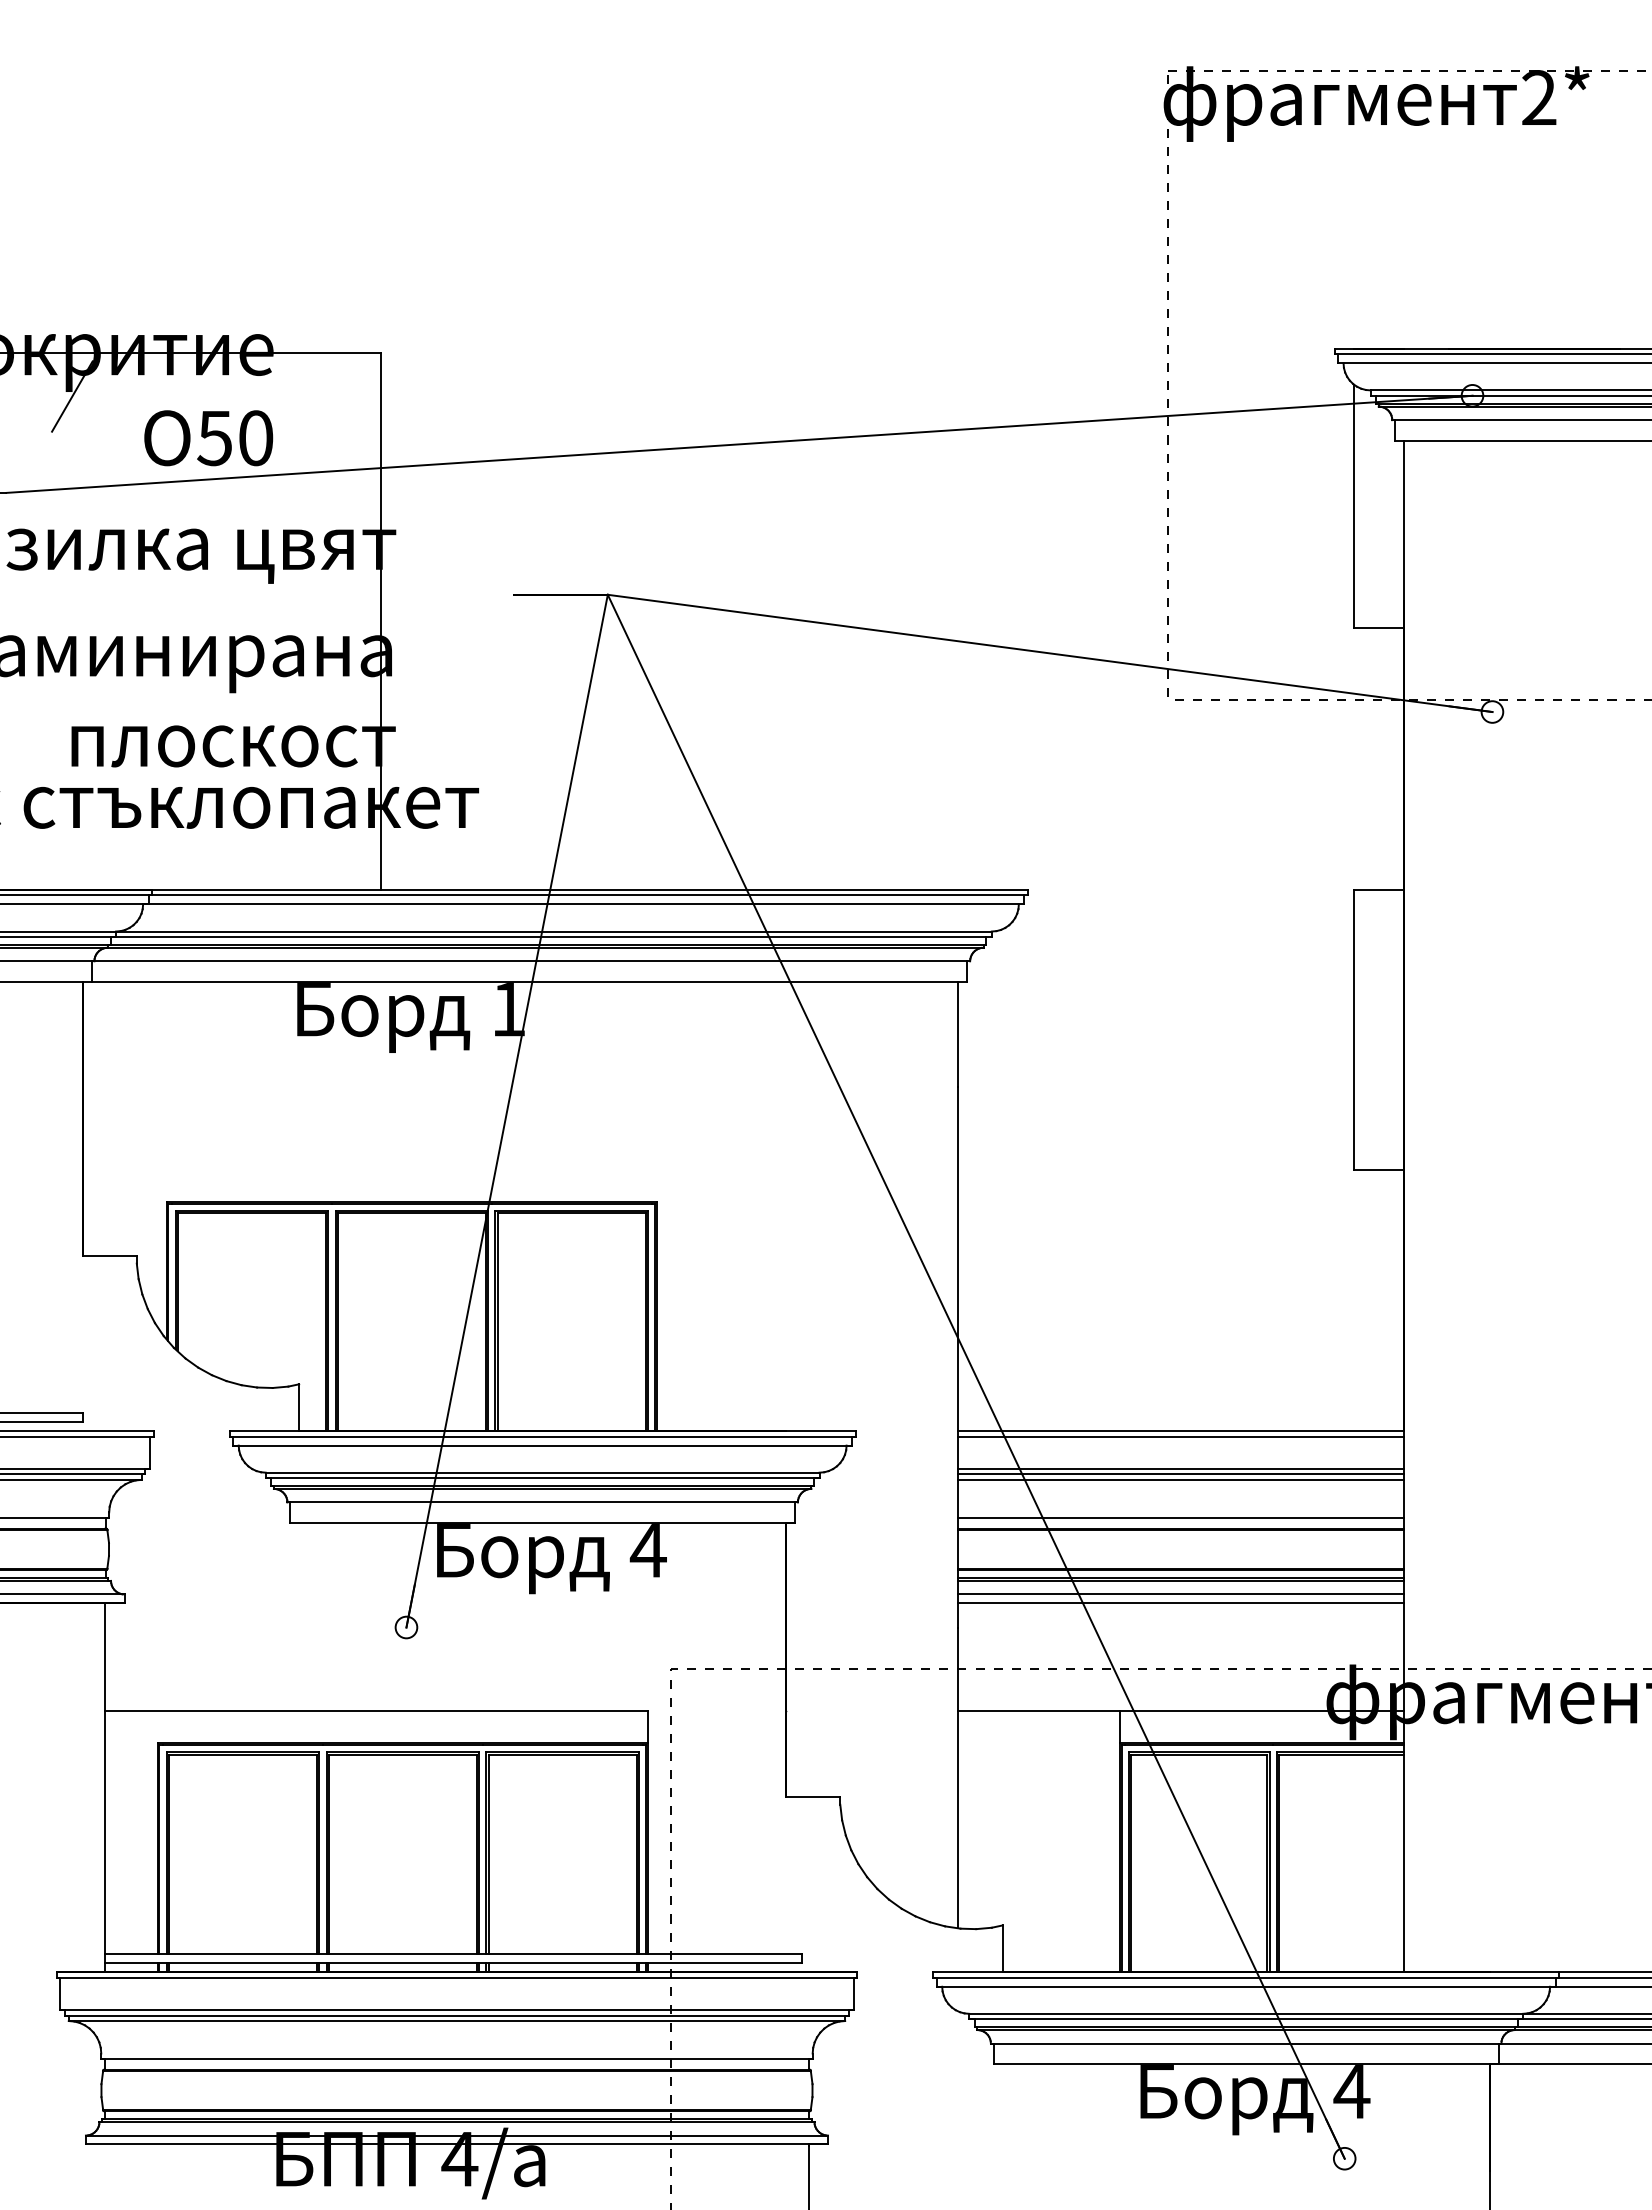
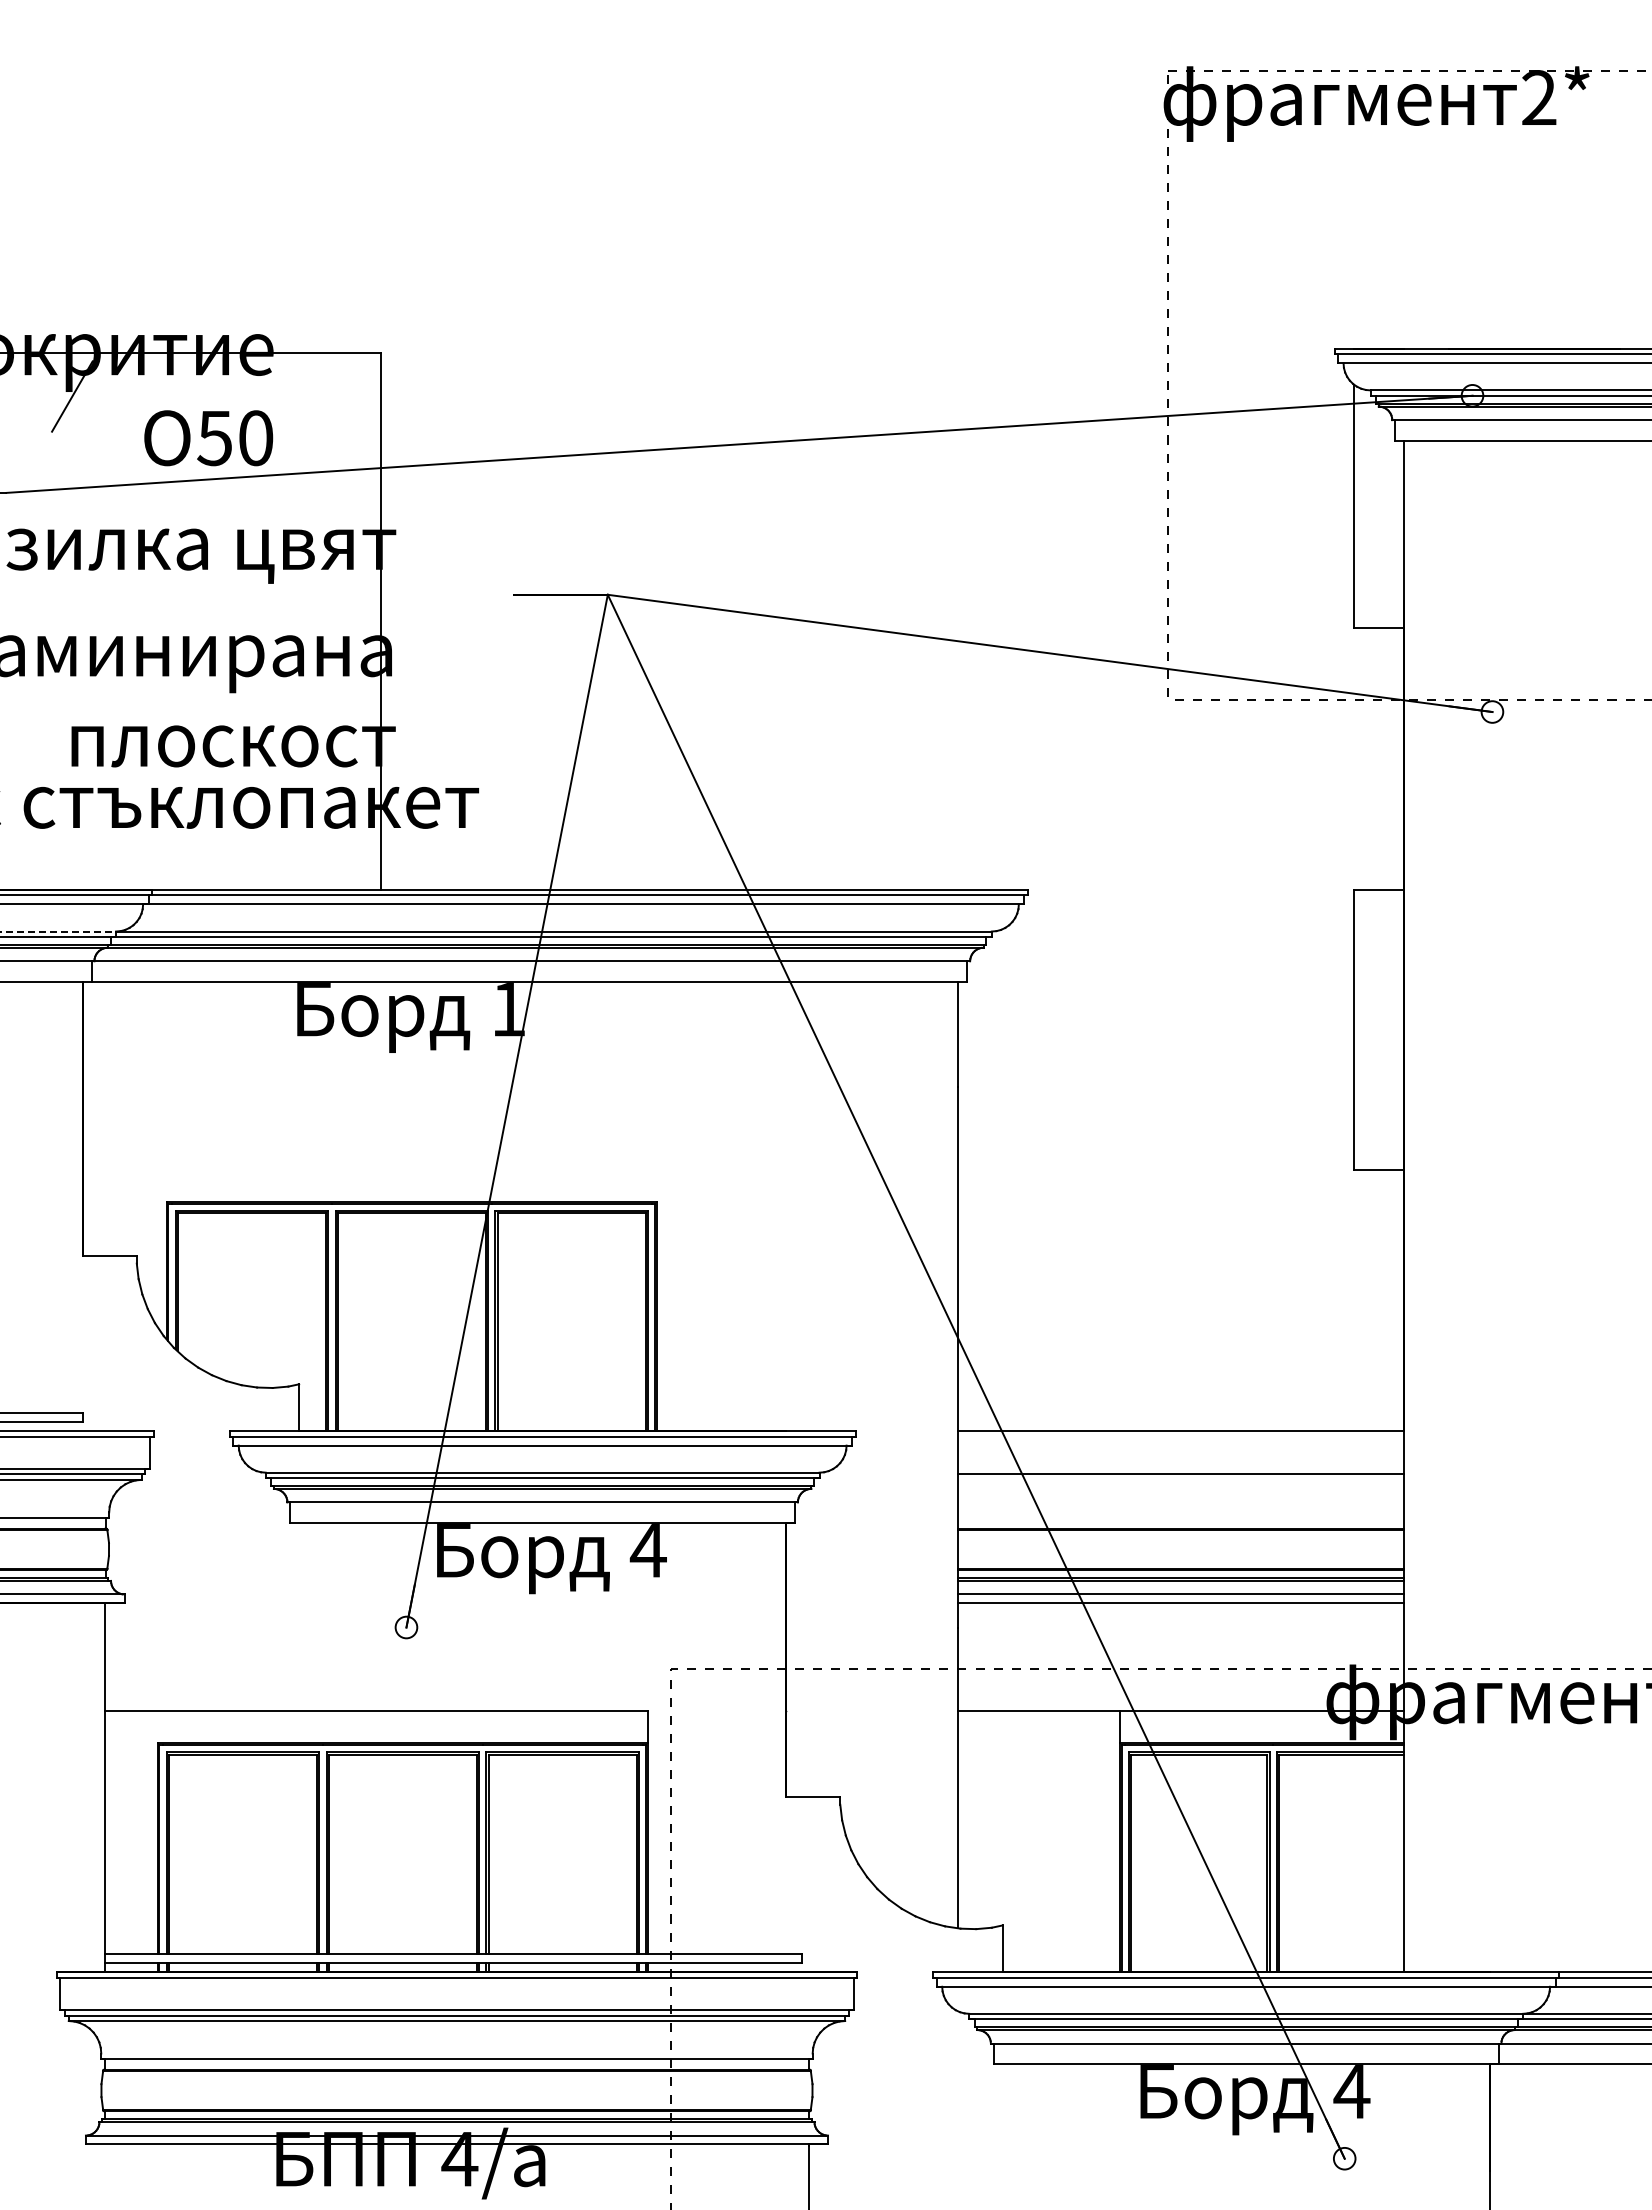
line: solid -> dashed (58, 931)
line: present -> none (1180, 1436)
line: present -> none (1180, 1469)
line: present -> none (1180, 1479)
line: present -> none (1180, 1517)
